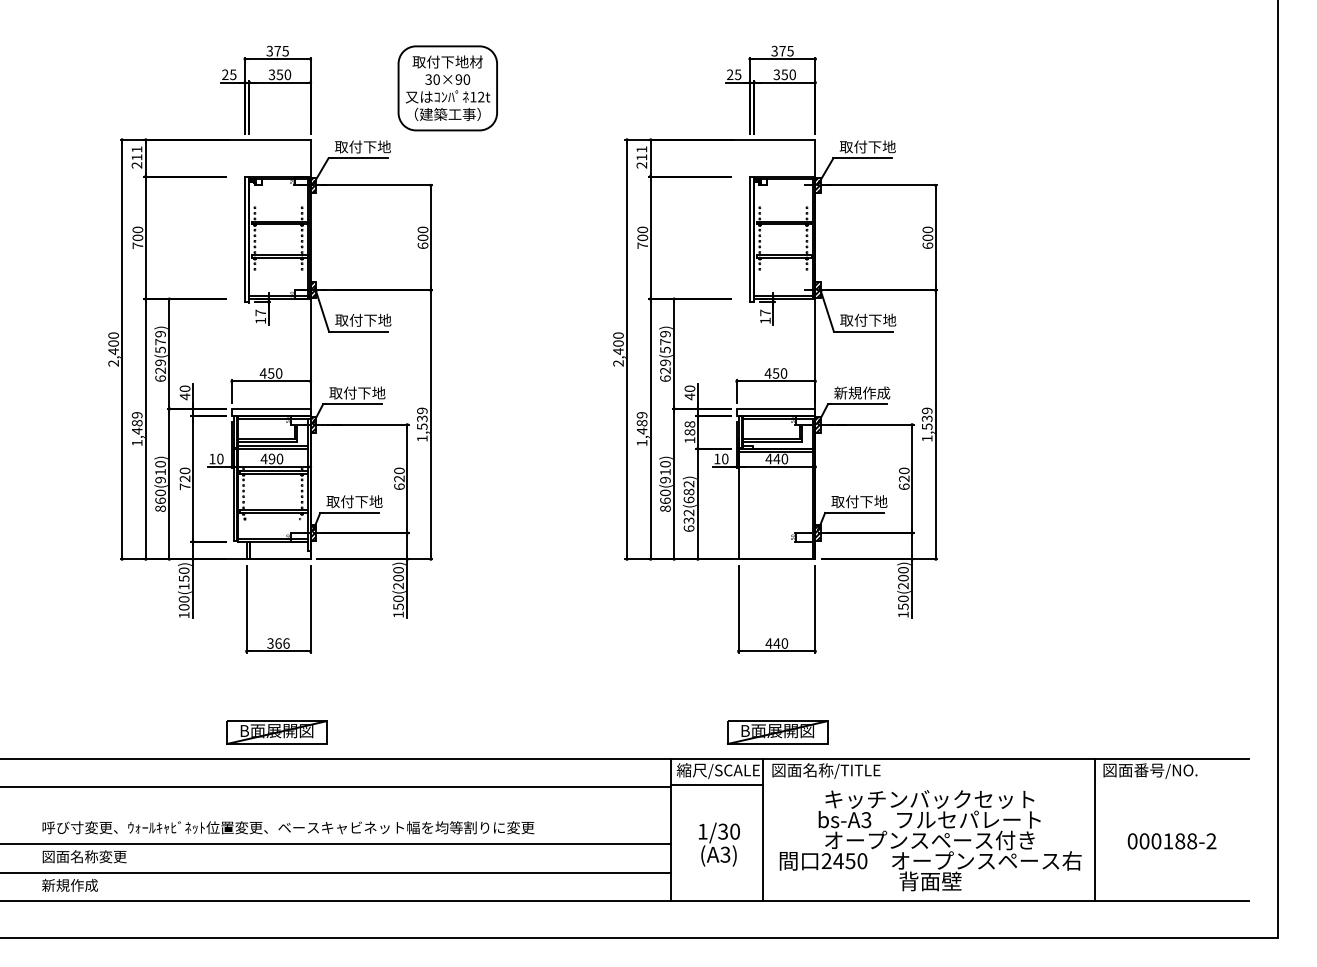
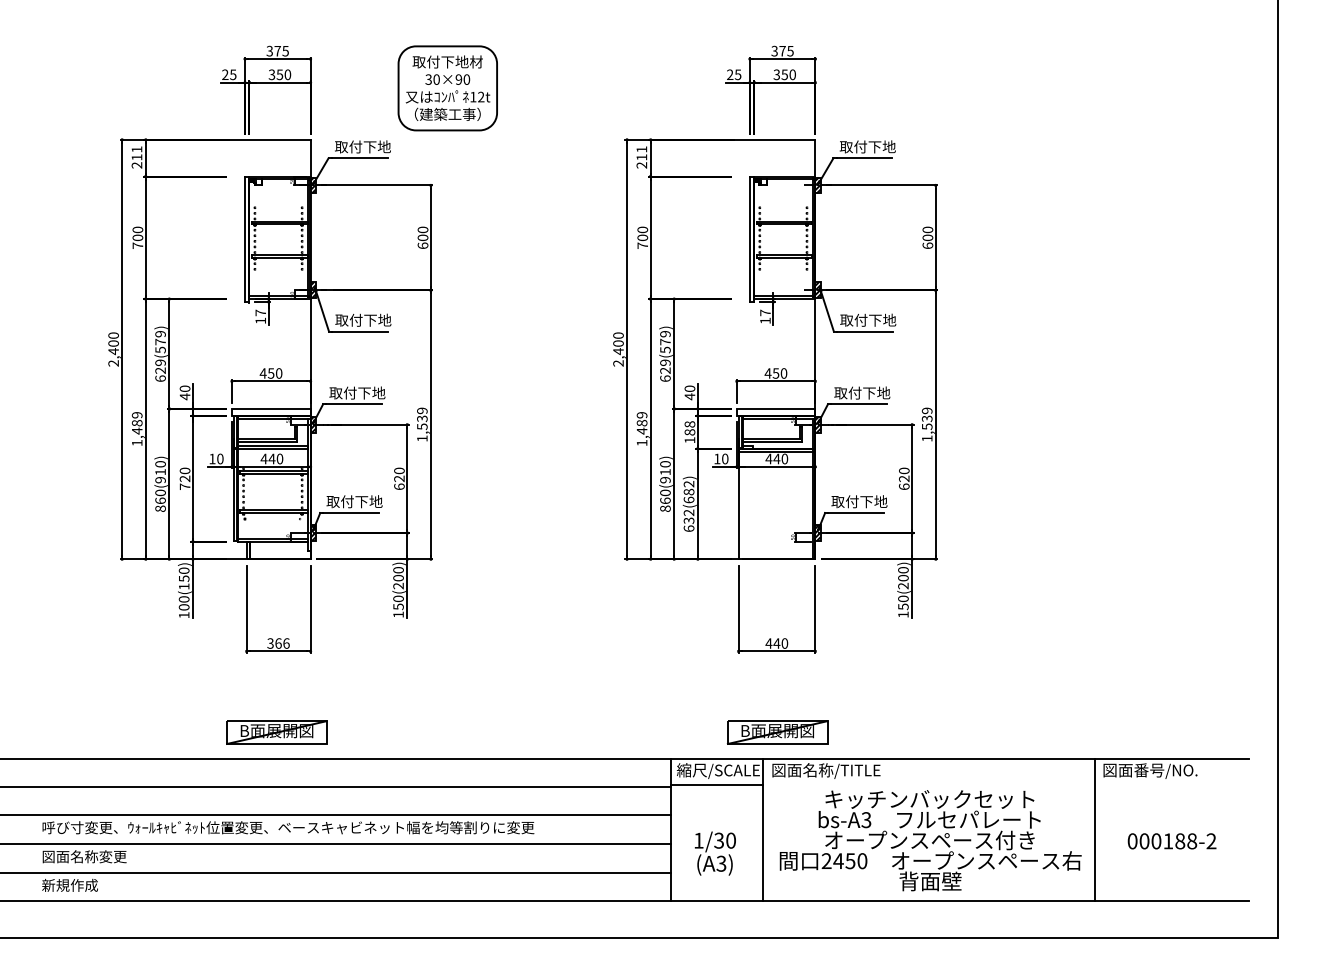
text: 新規作成 -> 取付下地 (862, 392)
text: 490 -> 440 (271, 458)
line: none -> present (336, 815)
text position: (718, 844) -> (714, 853) (714, 853)
